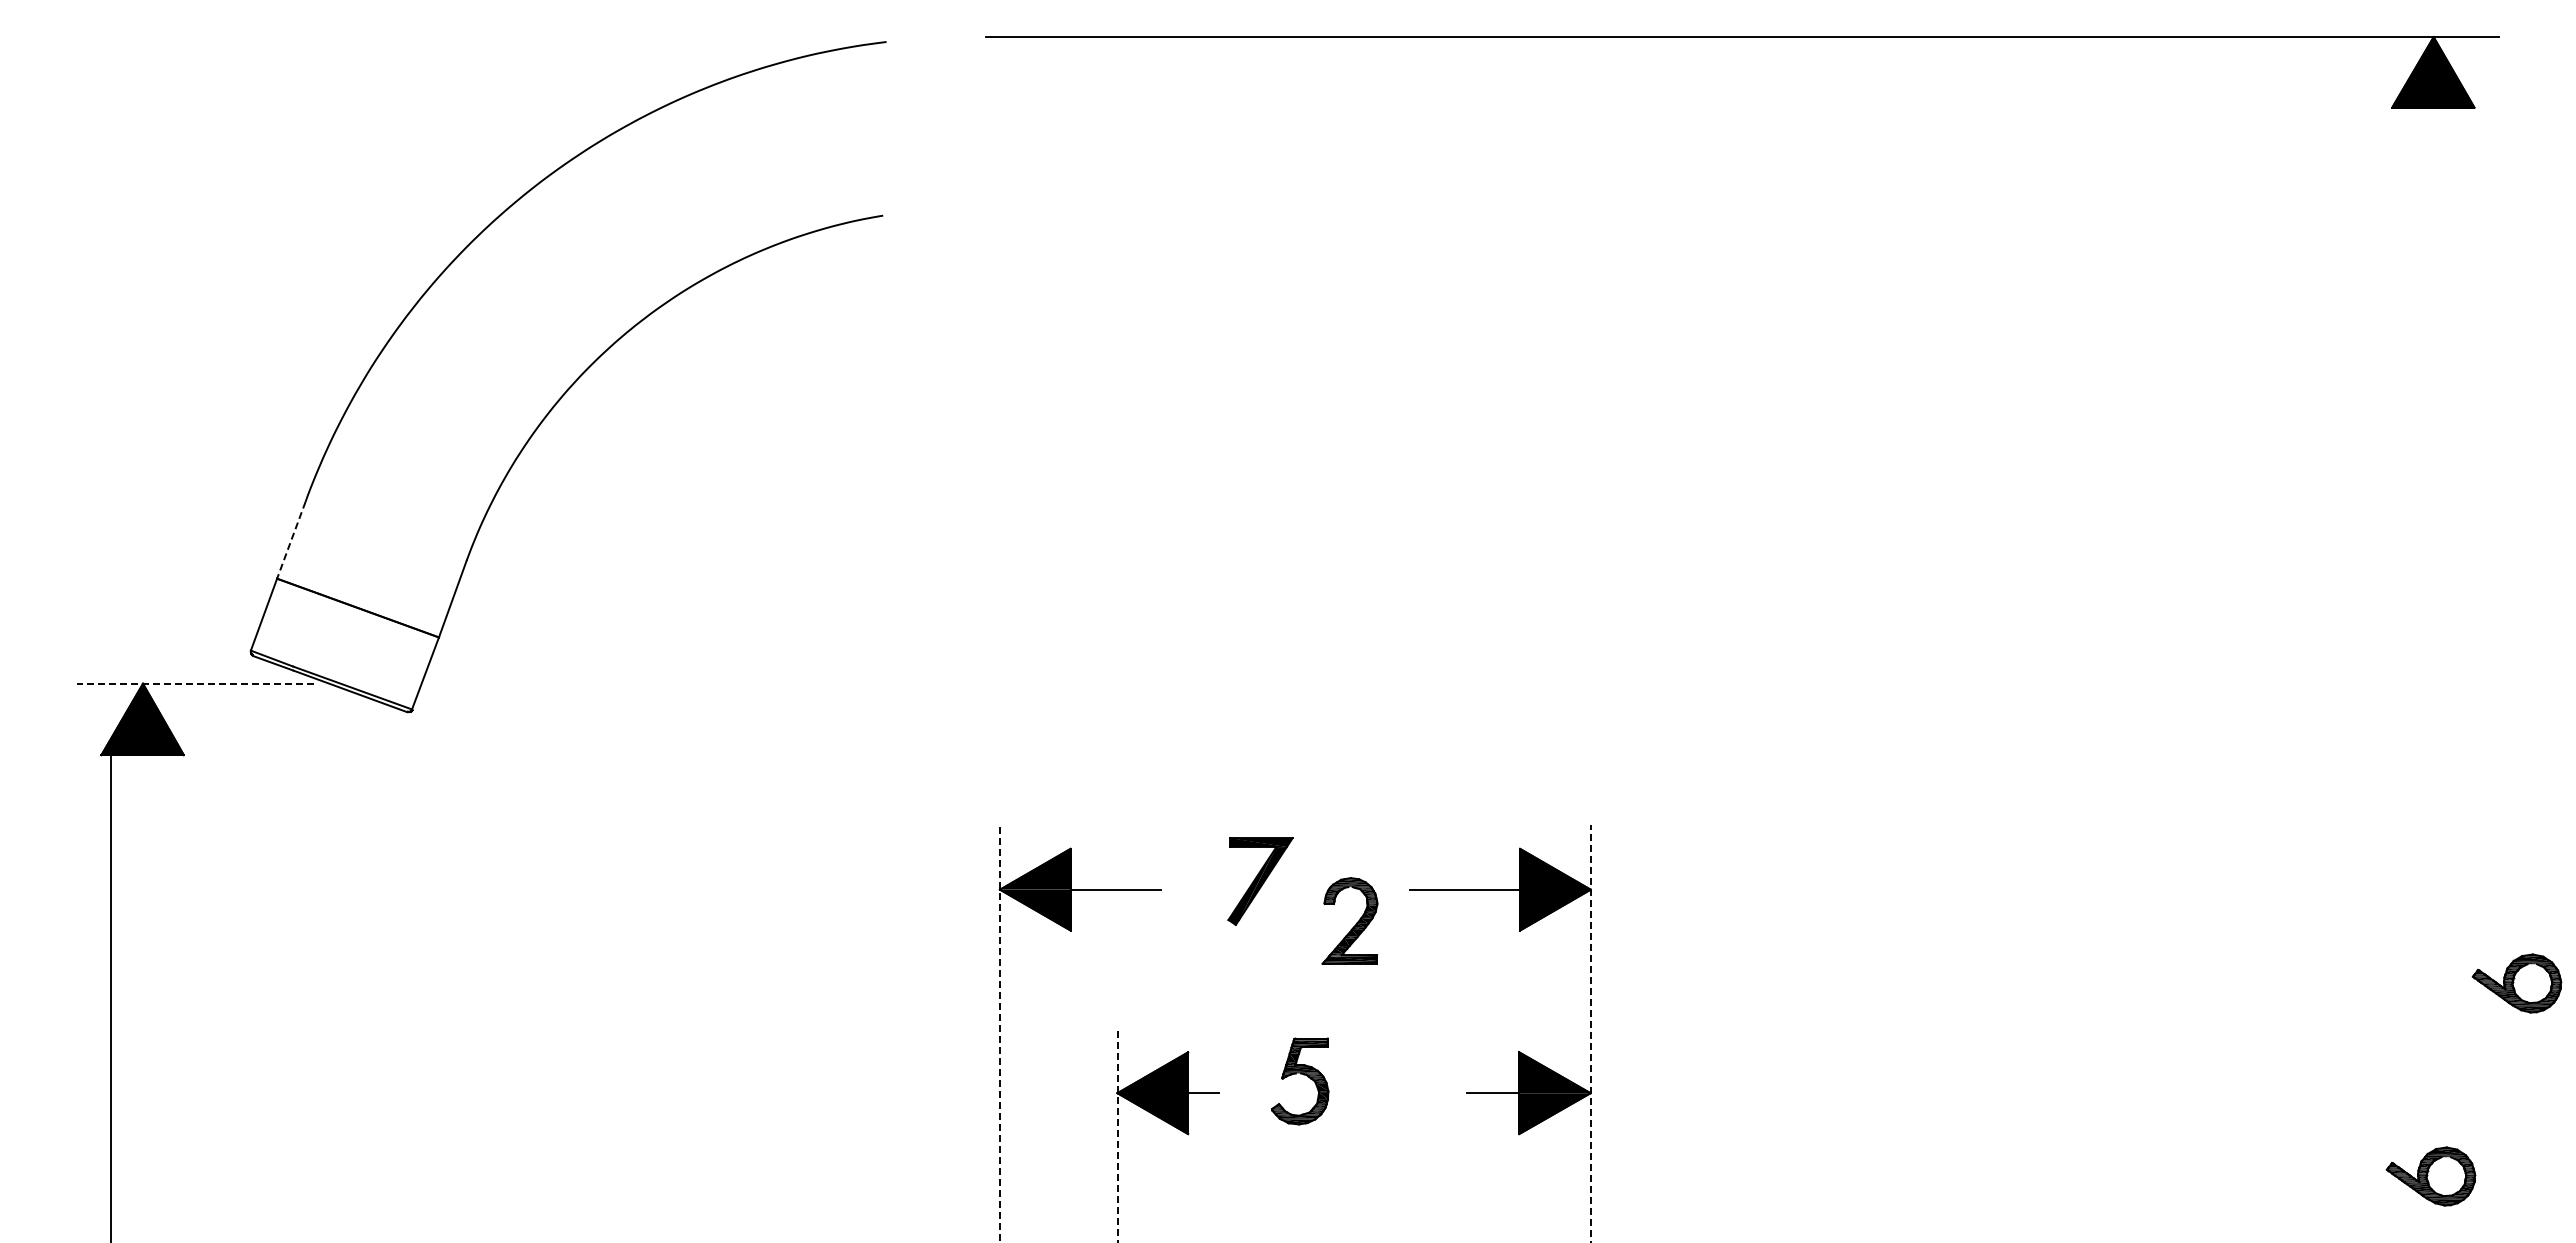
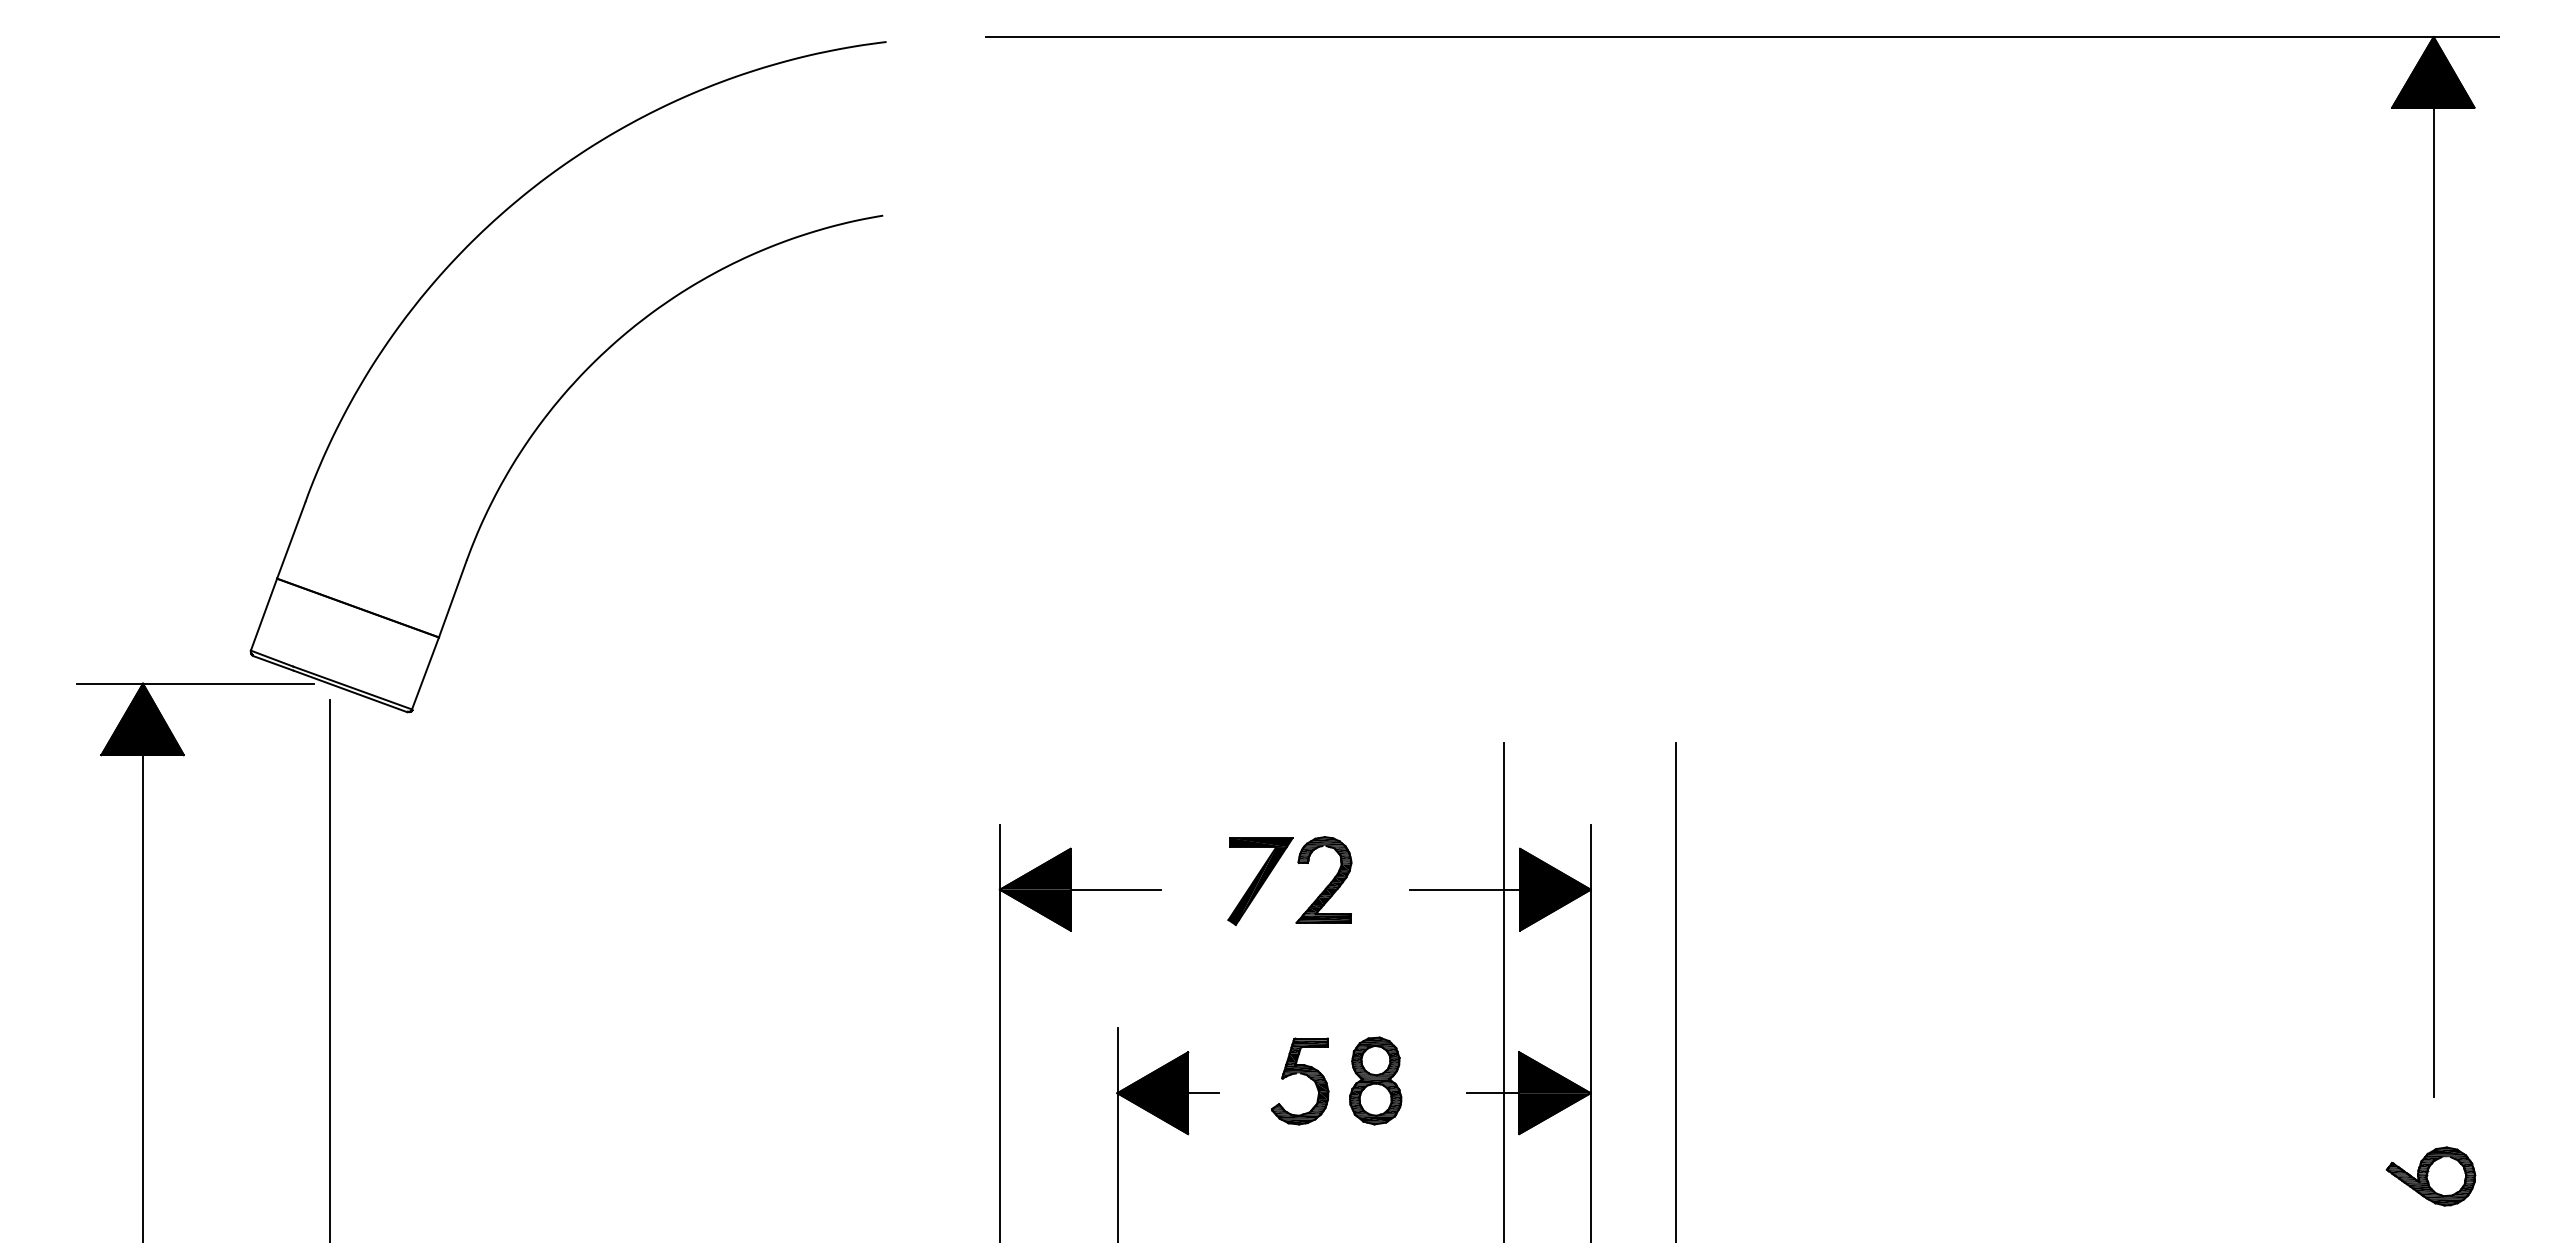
line: dashed -> solid (291, 540)
line: none -> present (2433, 601)
line: dashed -> solid (195, 683)
part position: (1355, 923) -> (1329, 882) (1329, 882)
line: none -> present (330, 969)
part: present -> none (2516, 983)
line: none -> present (1504, 991)
line: none -> present (1675, 991)
line position: (111, 997) -> (143, 997) (143, 997)
line: dashed -> solid (1000, 1033)
line: dashed -> solid (1590, 1033)
part: none -> present (1375, 1080)
line: dashed -> solid (1117, 1134)
